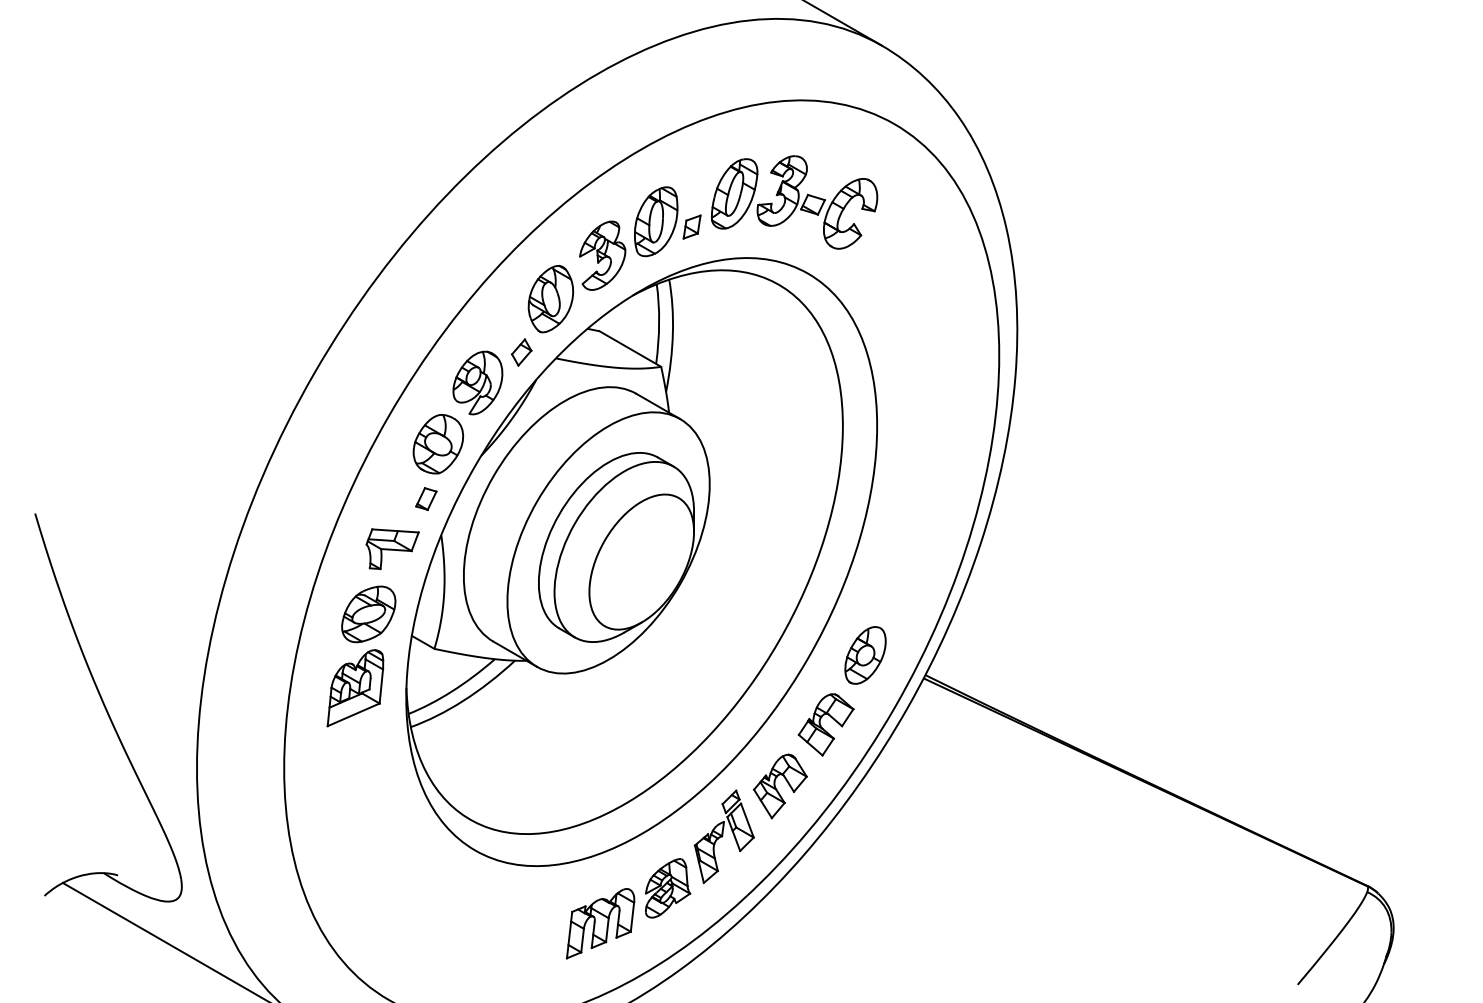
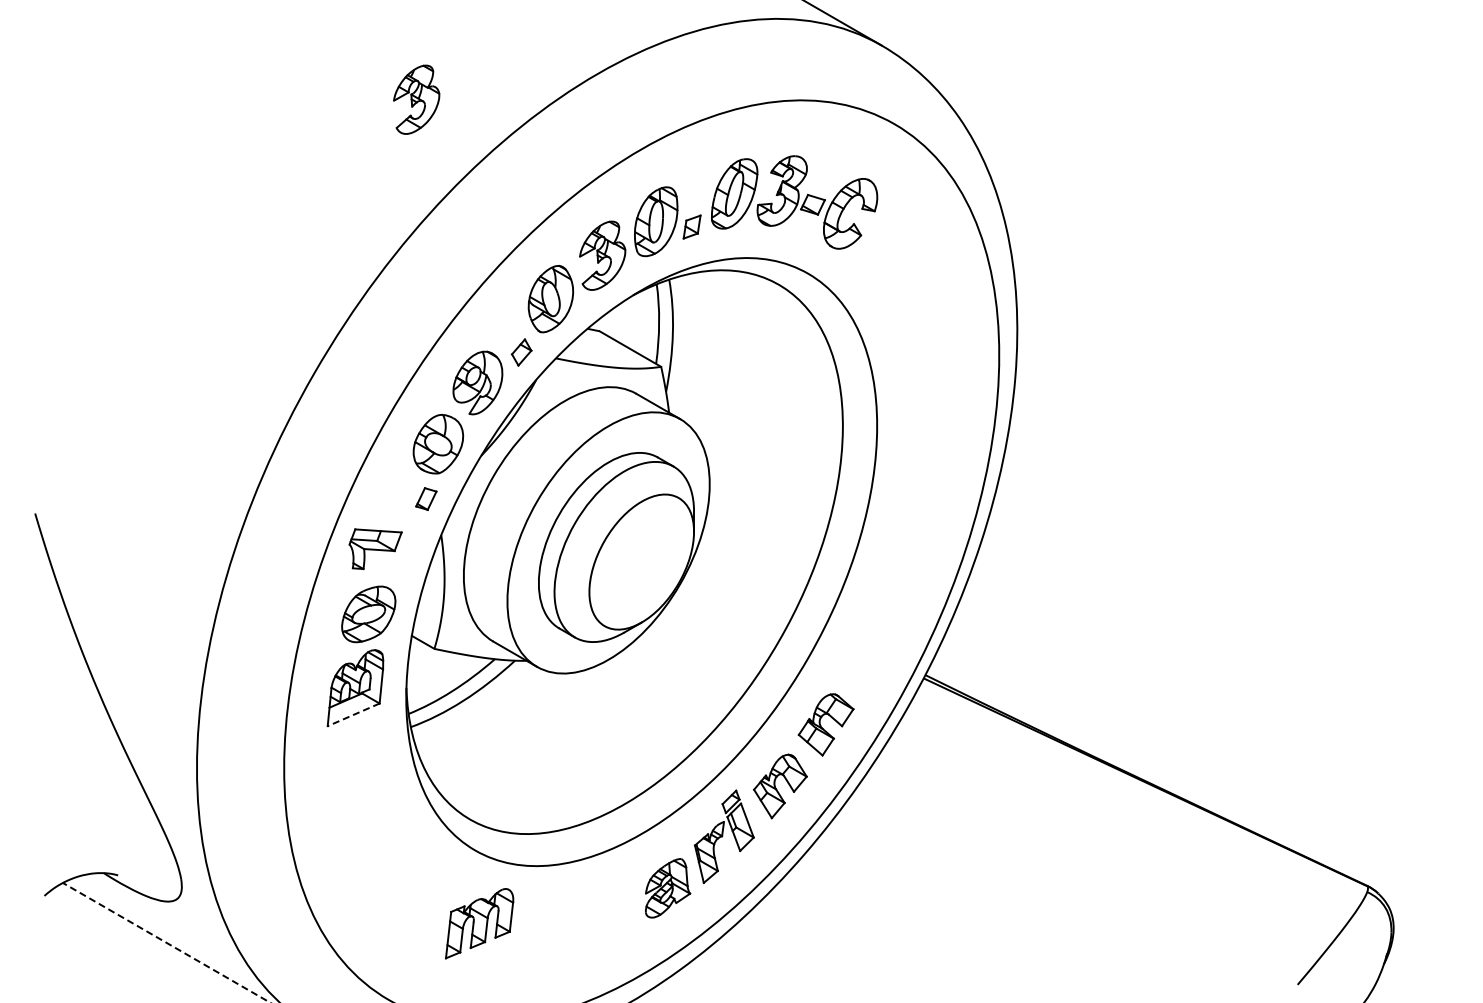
part: none -> present (416, 99)
part position: (392, 549) -> (375, 549) (375, 549)
part: present -> none (865, 655)
line: solid -> dashed (353, 715)
part position: (600, 923) -> (479, 923) (479, 923)
line: solid -> dashed (166, 942)
